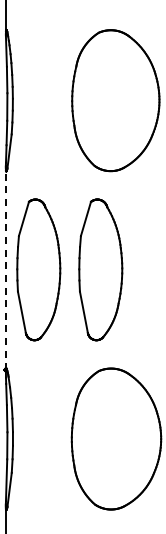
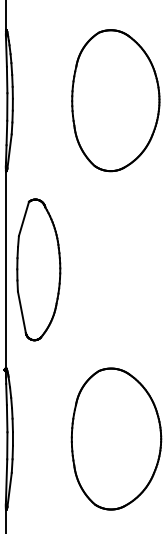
line: dashed -> solid (5, 269)
part: present -> none (100, 269)
